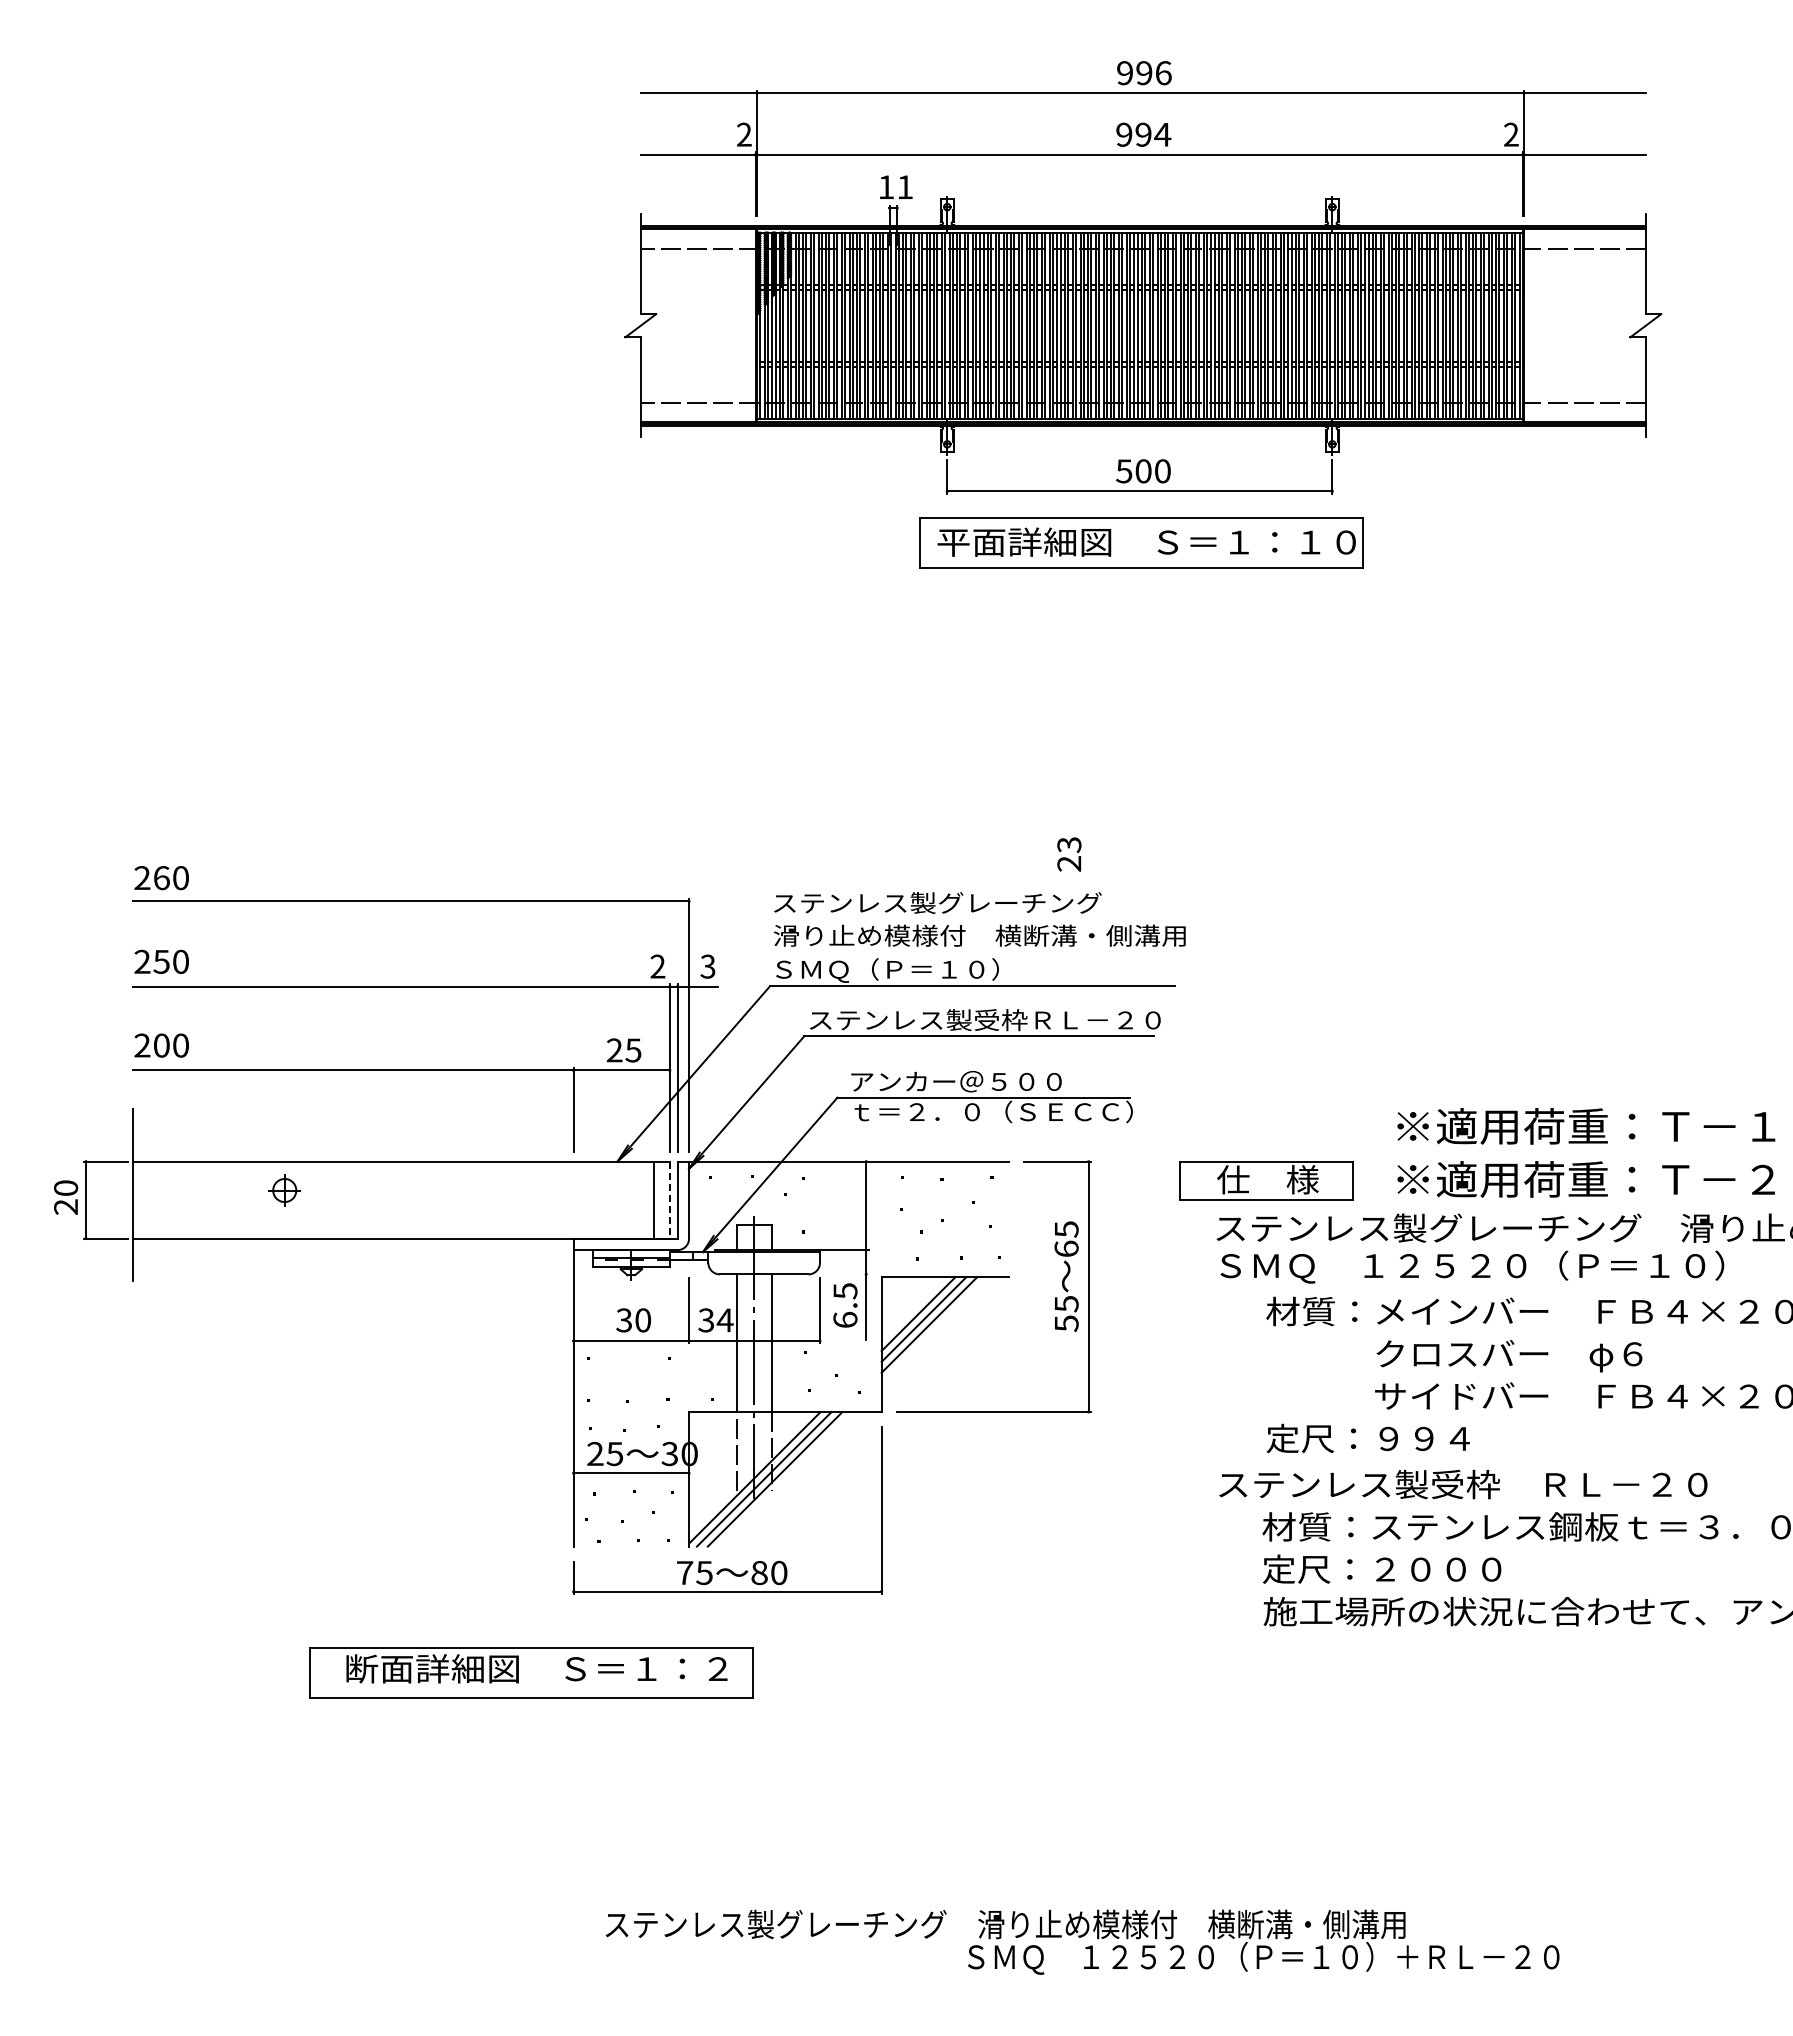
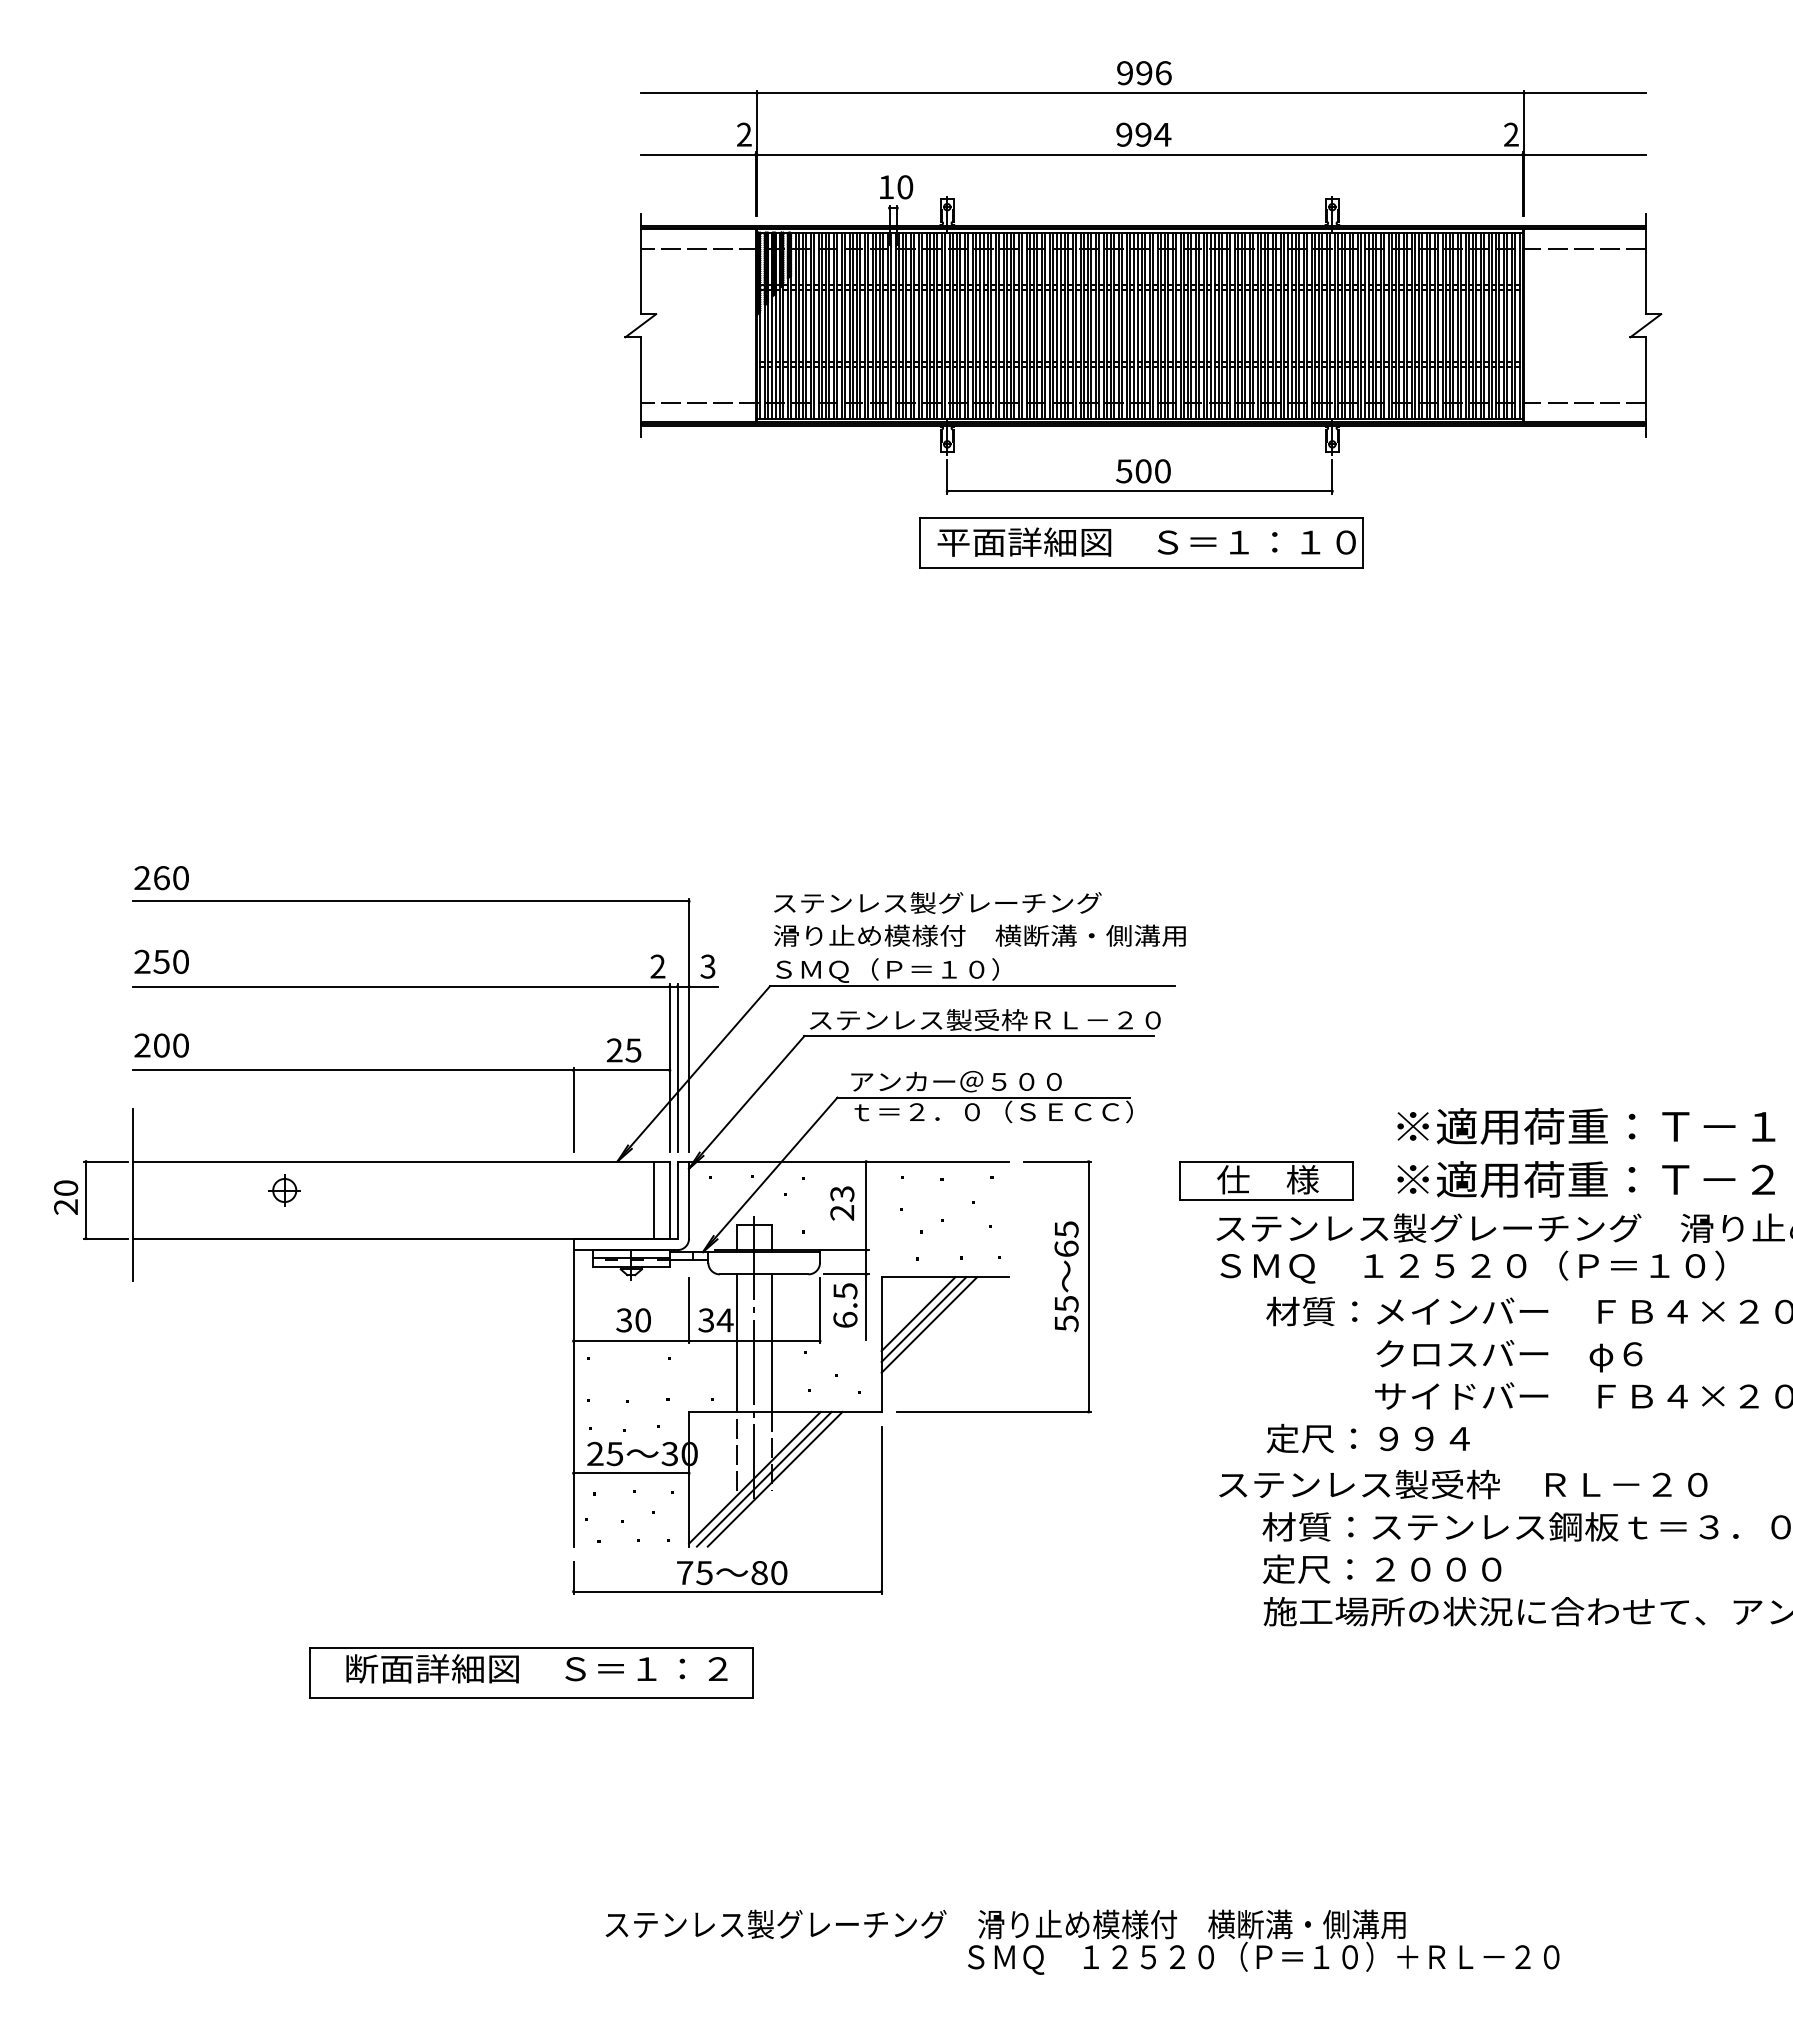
text: 11 -> 10 (905, 187)
text position: (1069, 854) -> (842, 1203) (842, 1203)
line: dashed -> solid (669, 1200)
line: none -> present (845, 1274)
